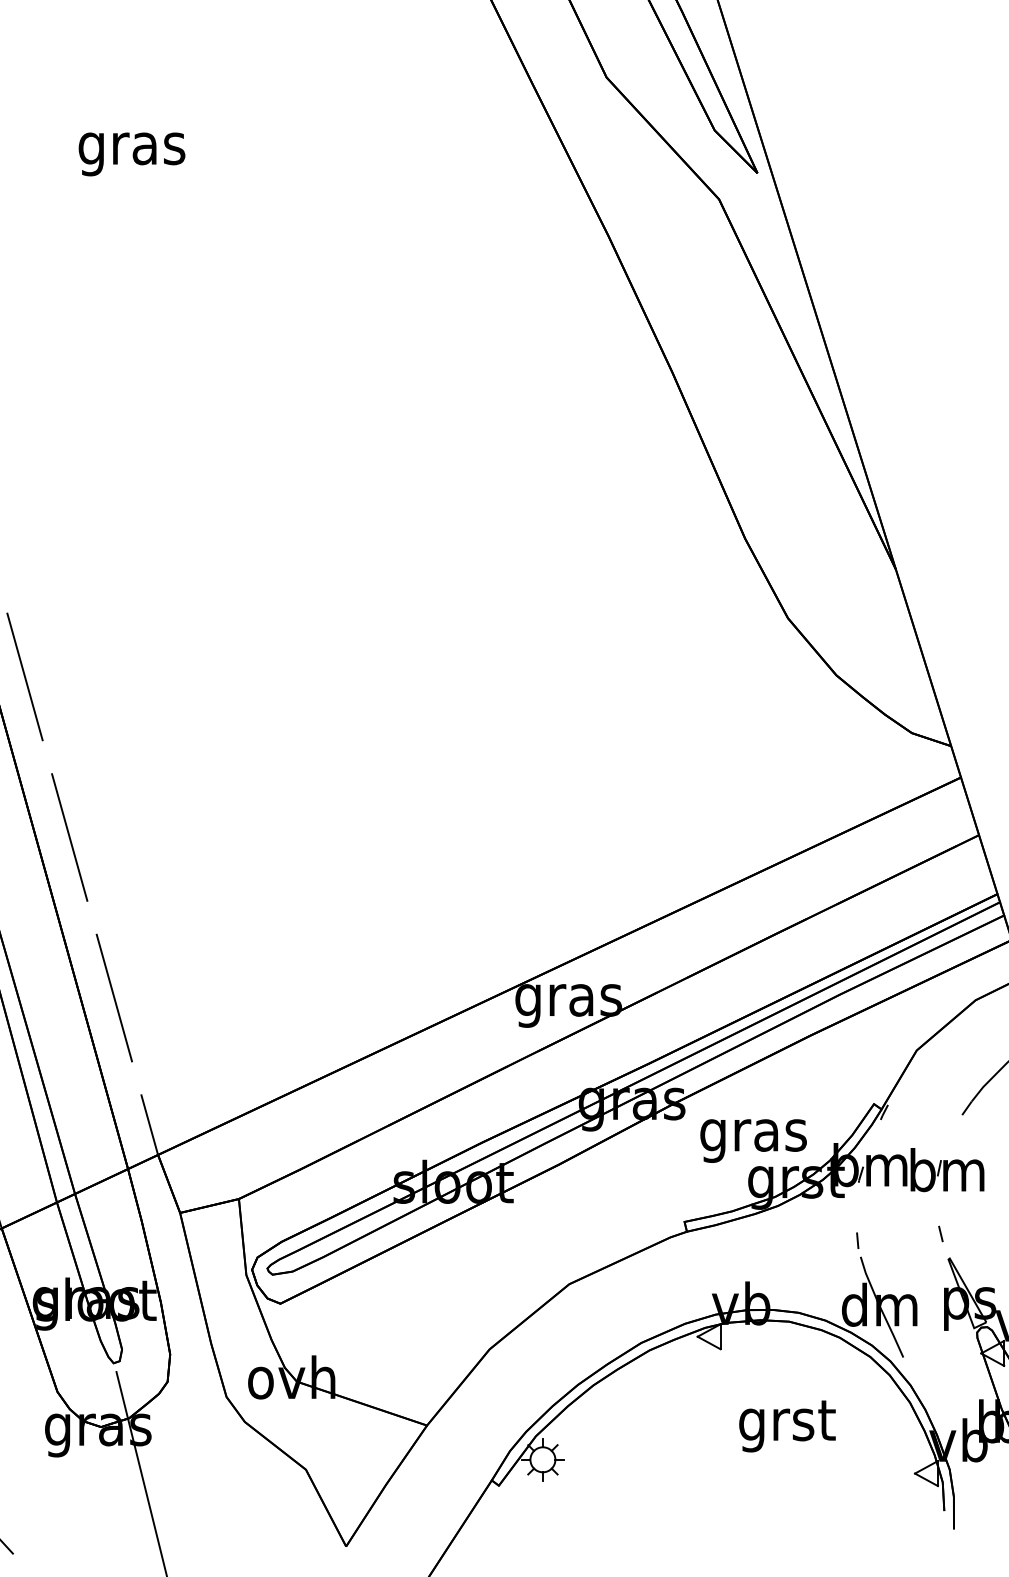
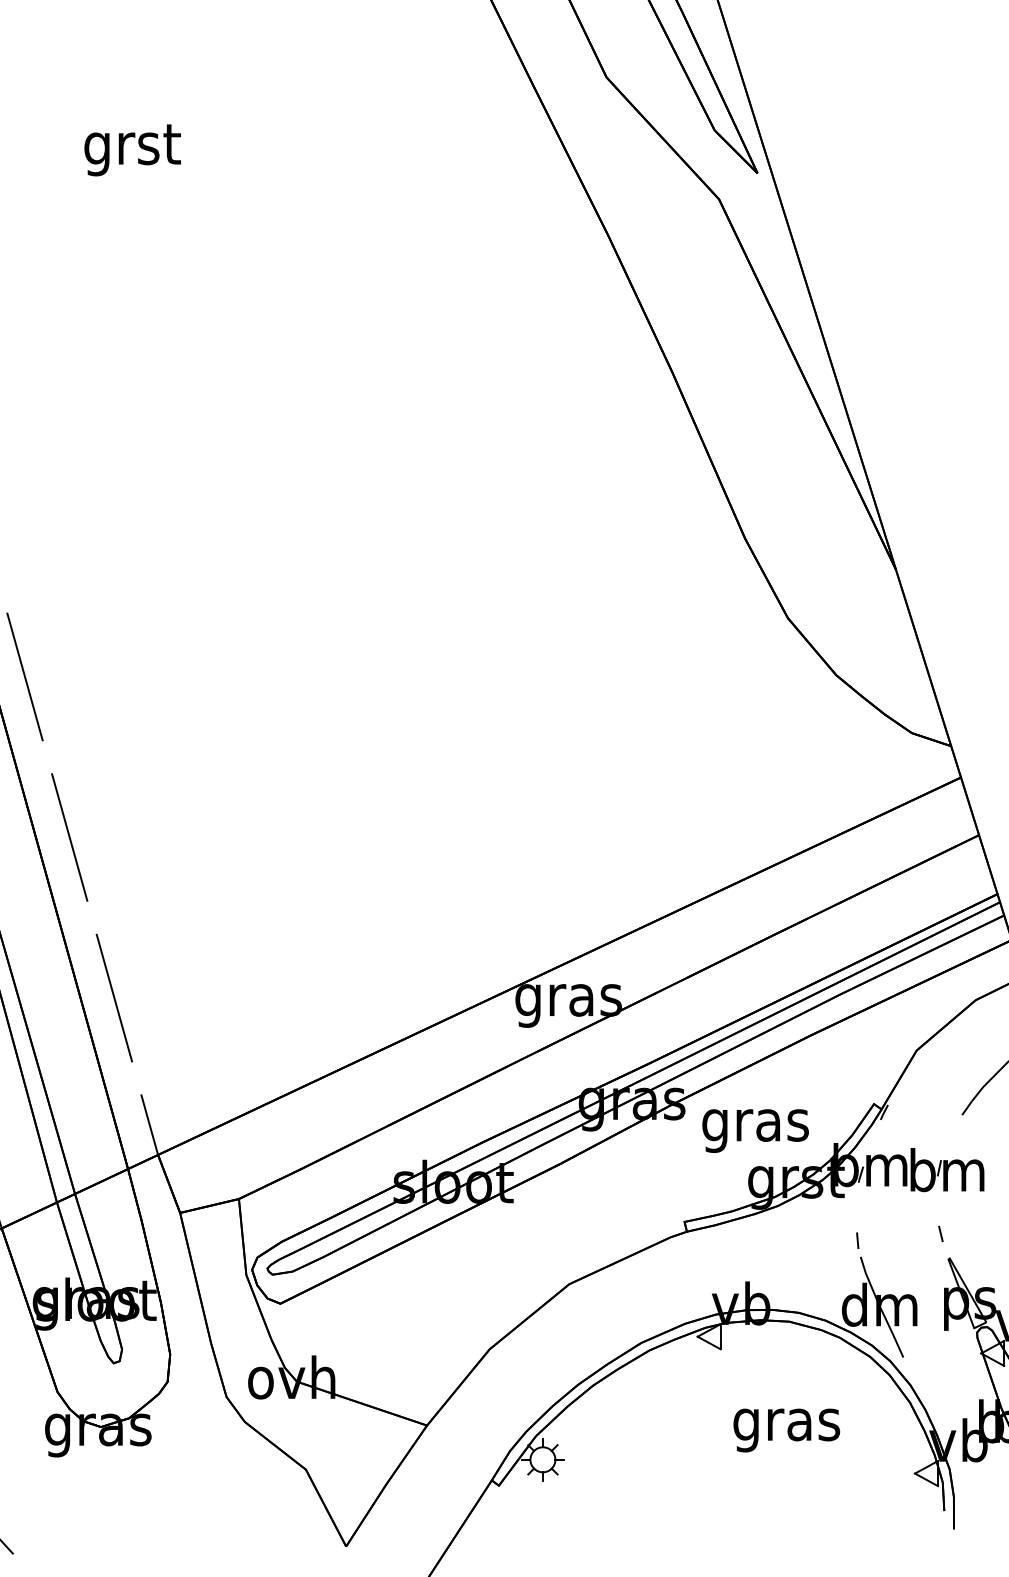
text: gras -> grst (131, 150)
text position: (753, 1140) -> (755, 1130) (755, 1130)
text: grst -> gras (786, 1426)
line: present -> none (141, 1472)
